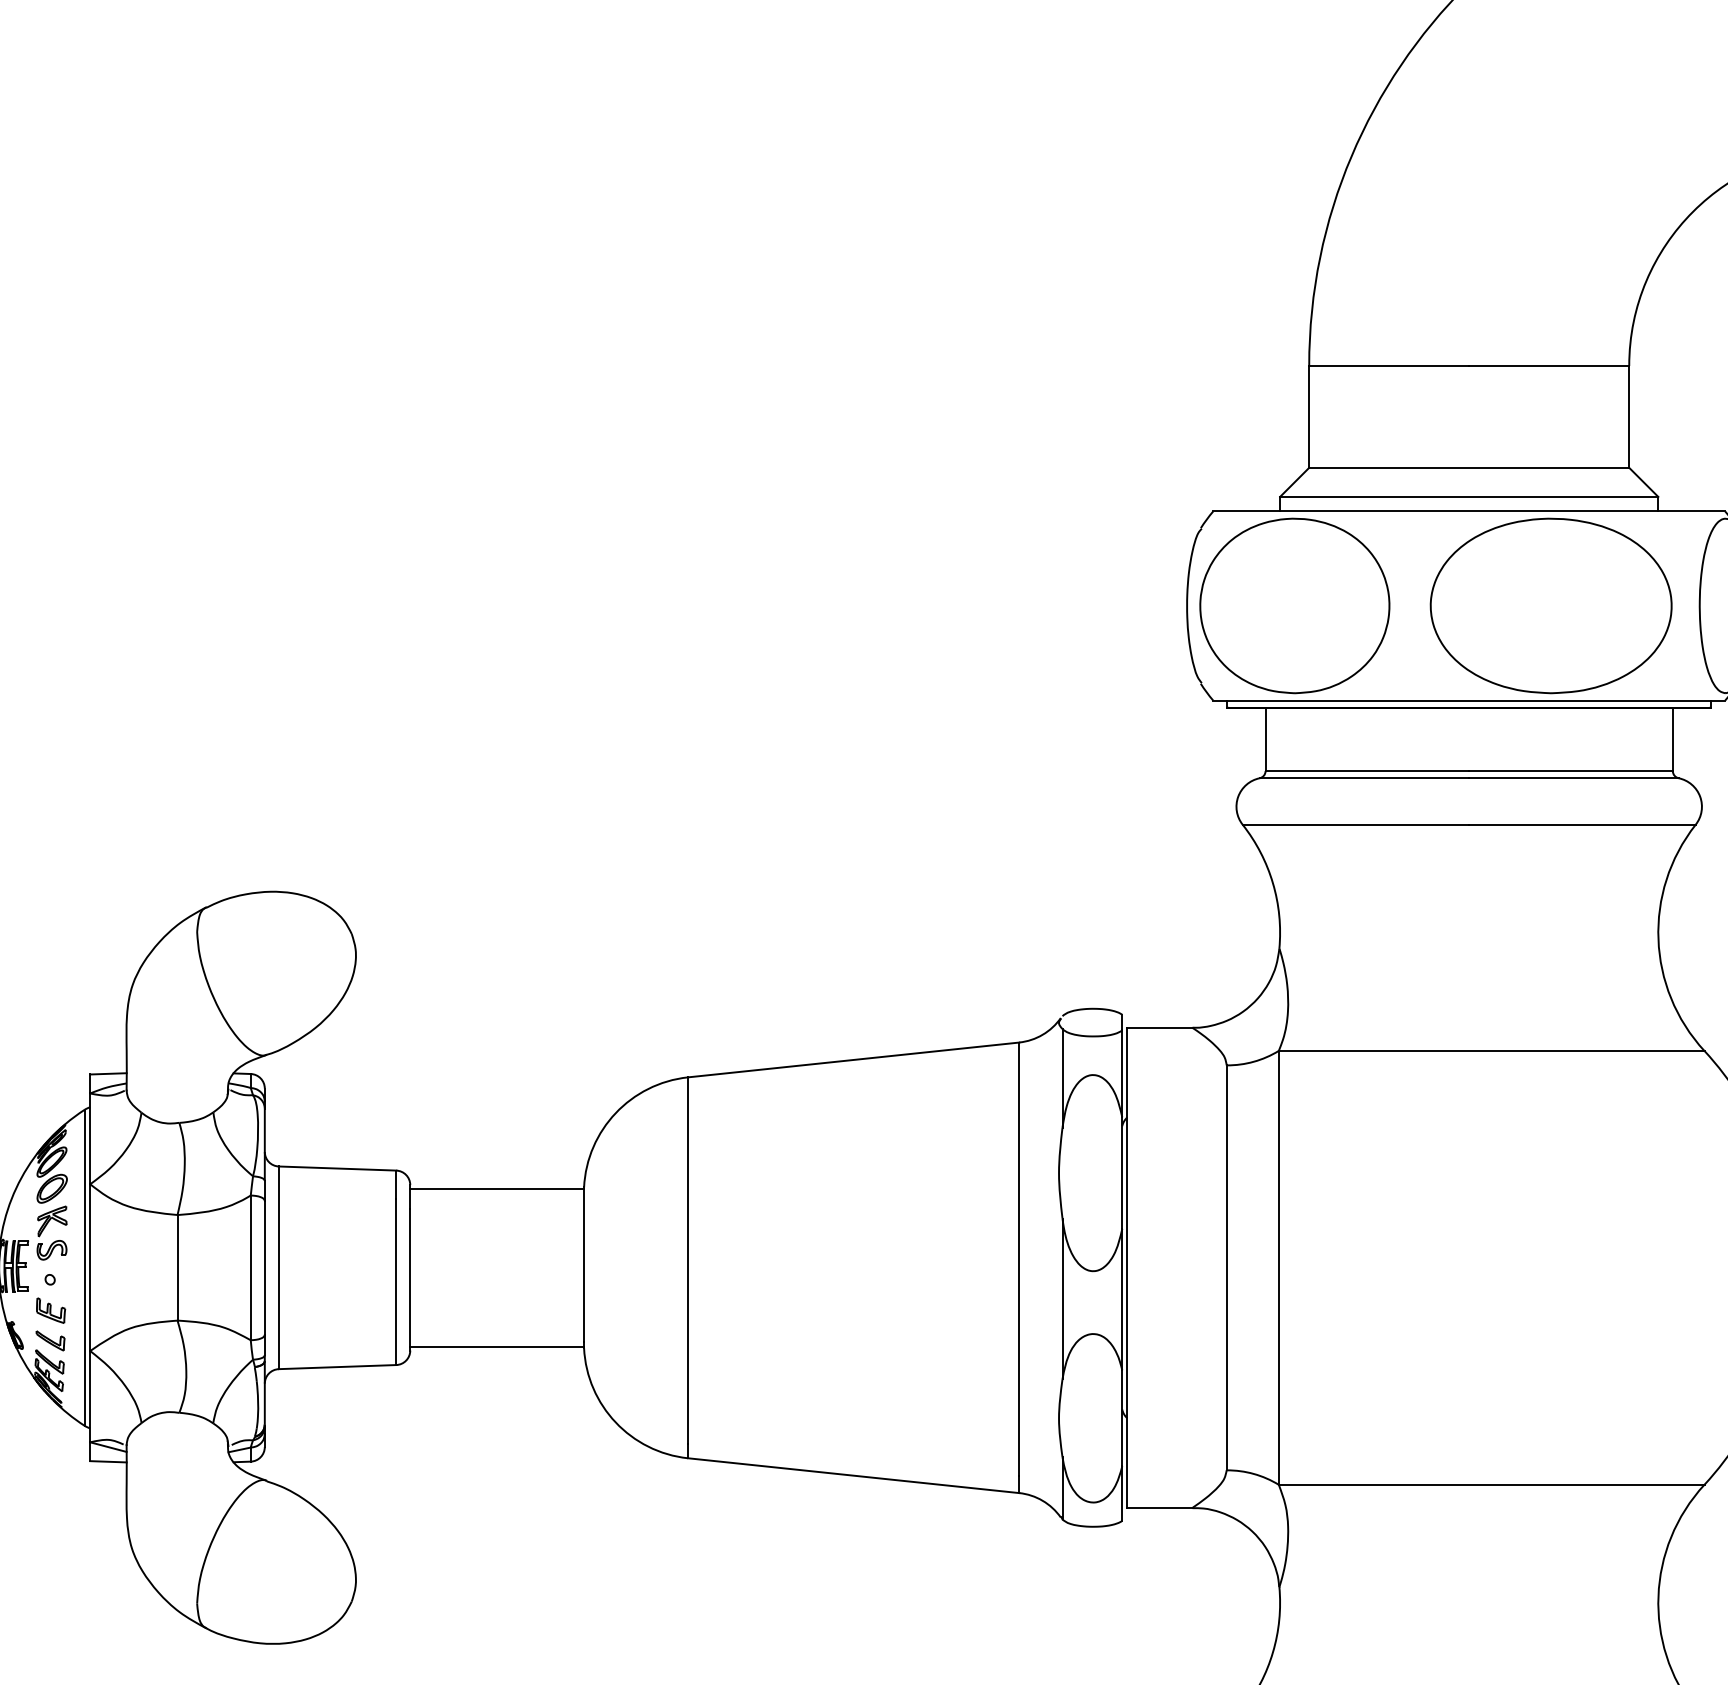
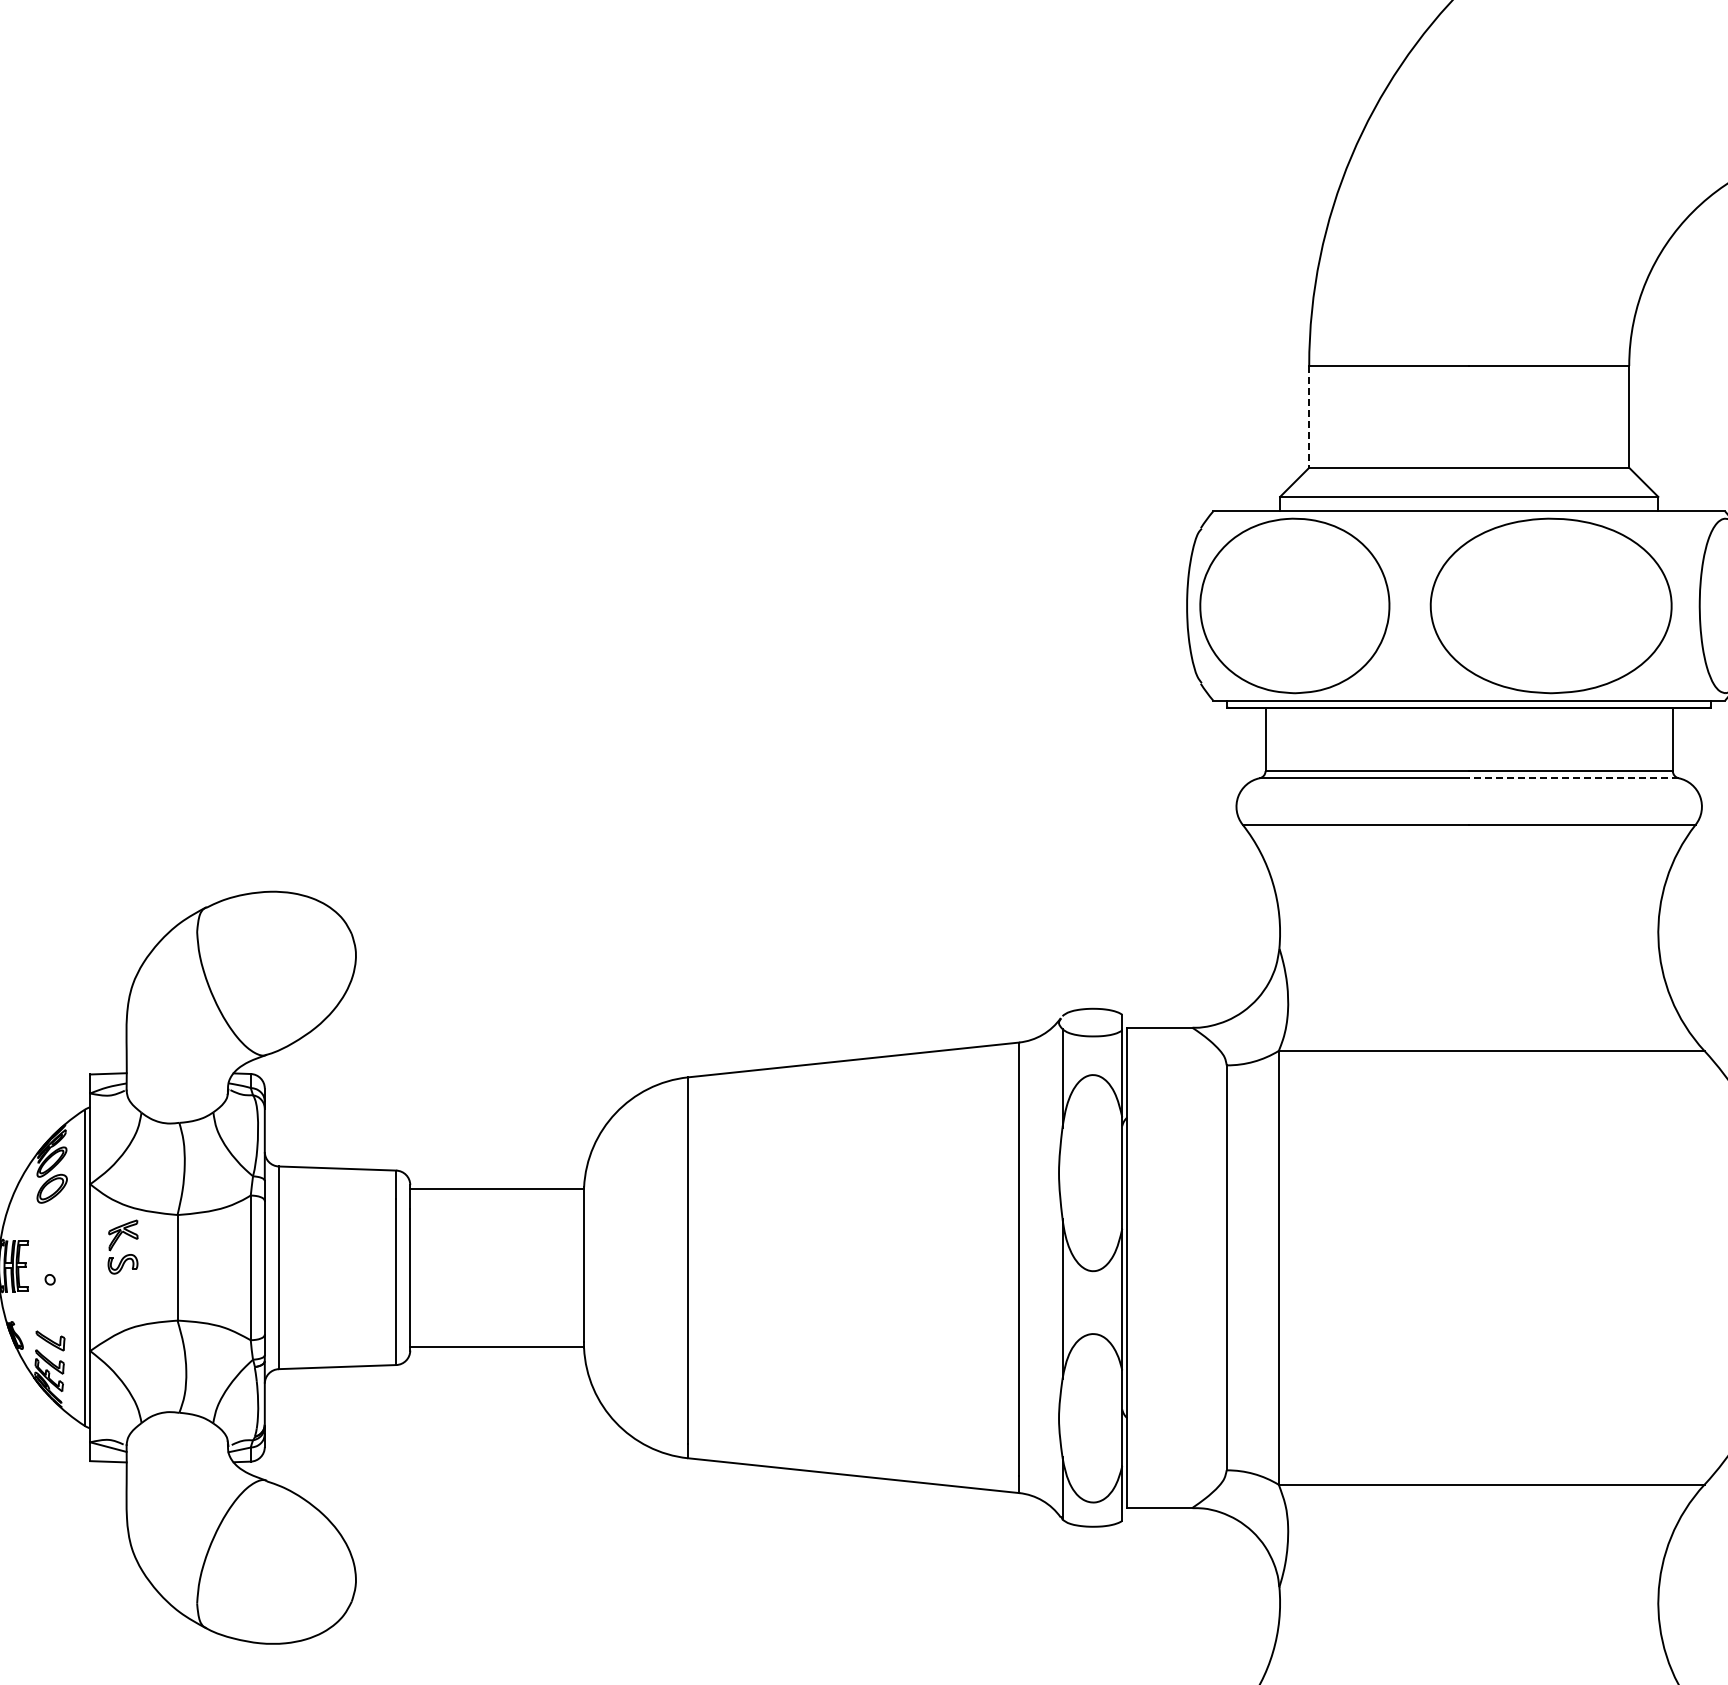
line: solid -> dashed (1309, 416)
line: solid -> dashed (1573, 778)
part position: (44, 1229) -> (115, 1243) (115, 1243)
part: present -> none (51, 1310)
